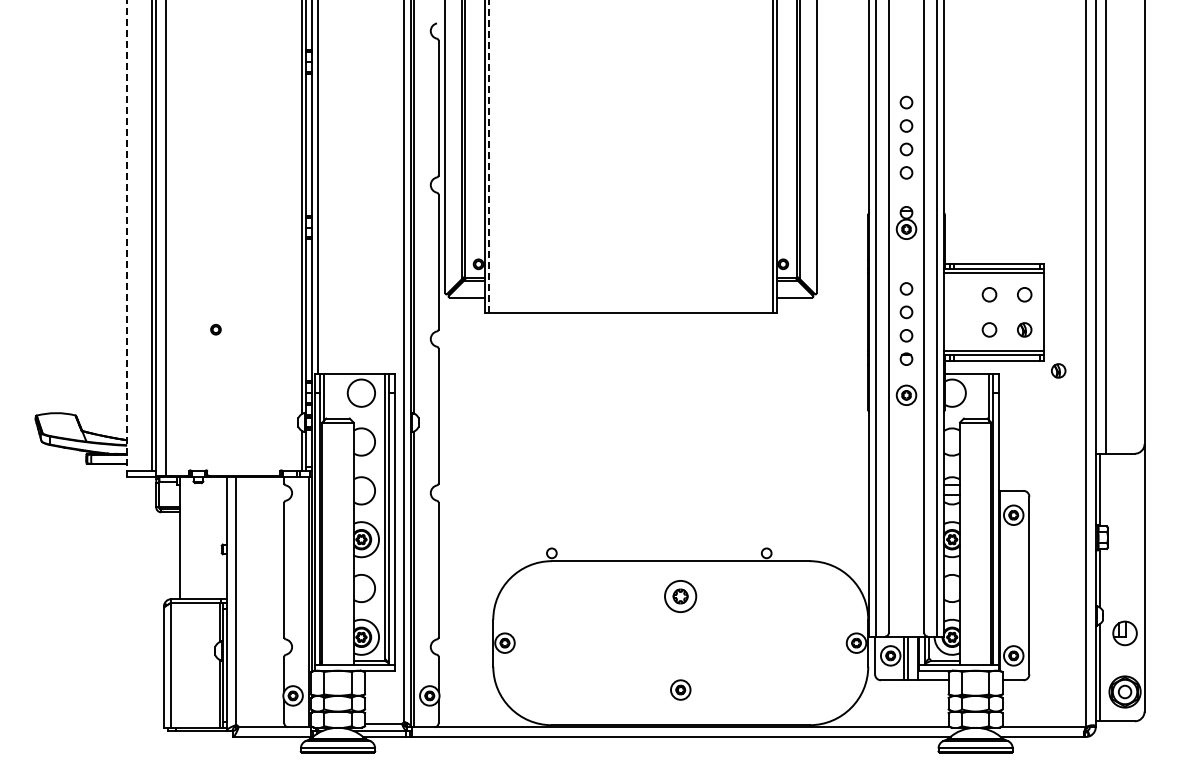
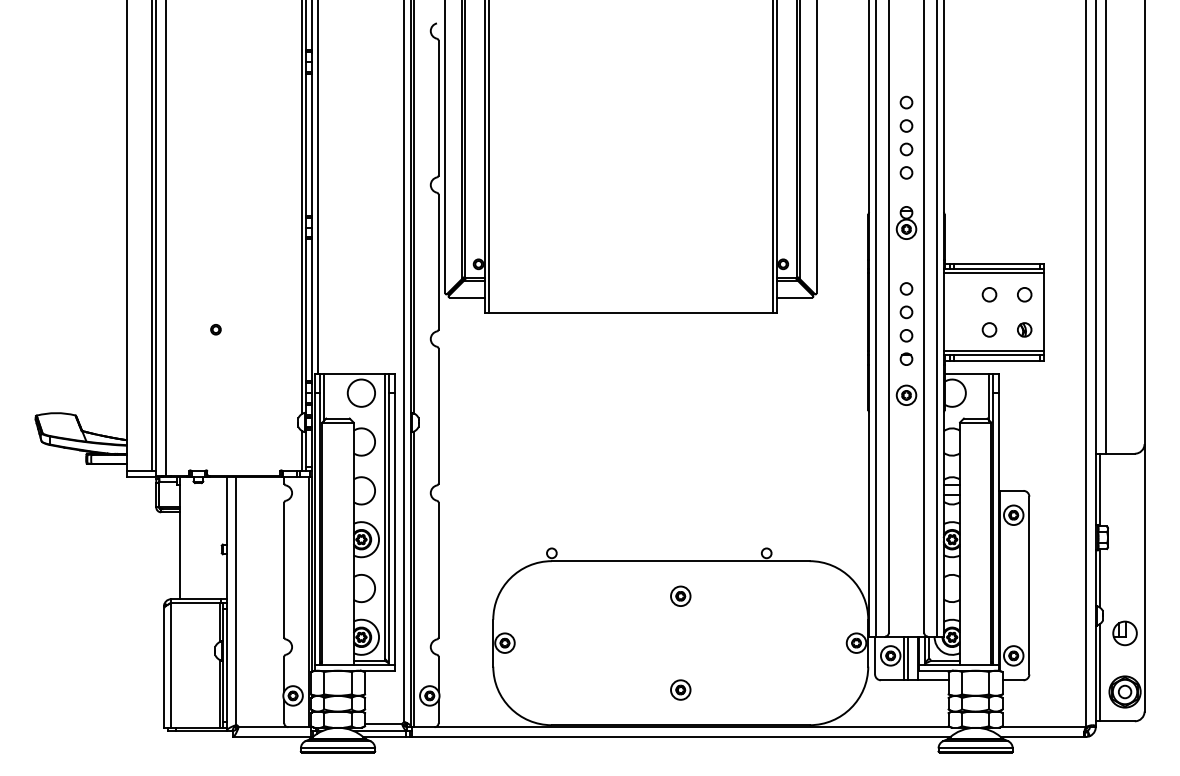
line: dashed -> solid (489, 156)
line: dashed -> solid (127, 238)
part: present -> none (1058, 370)
part size: 34x33 px -> 22x22 px (680, 595)
